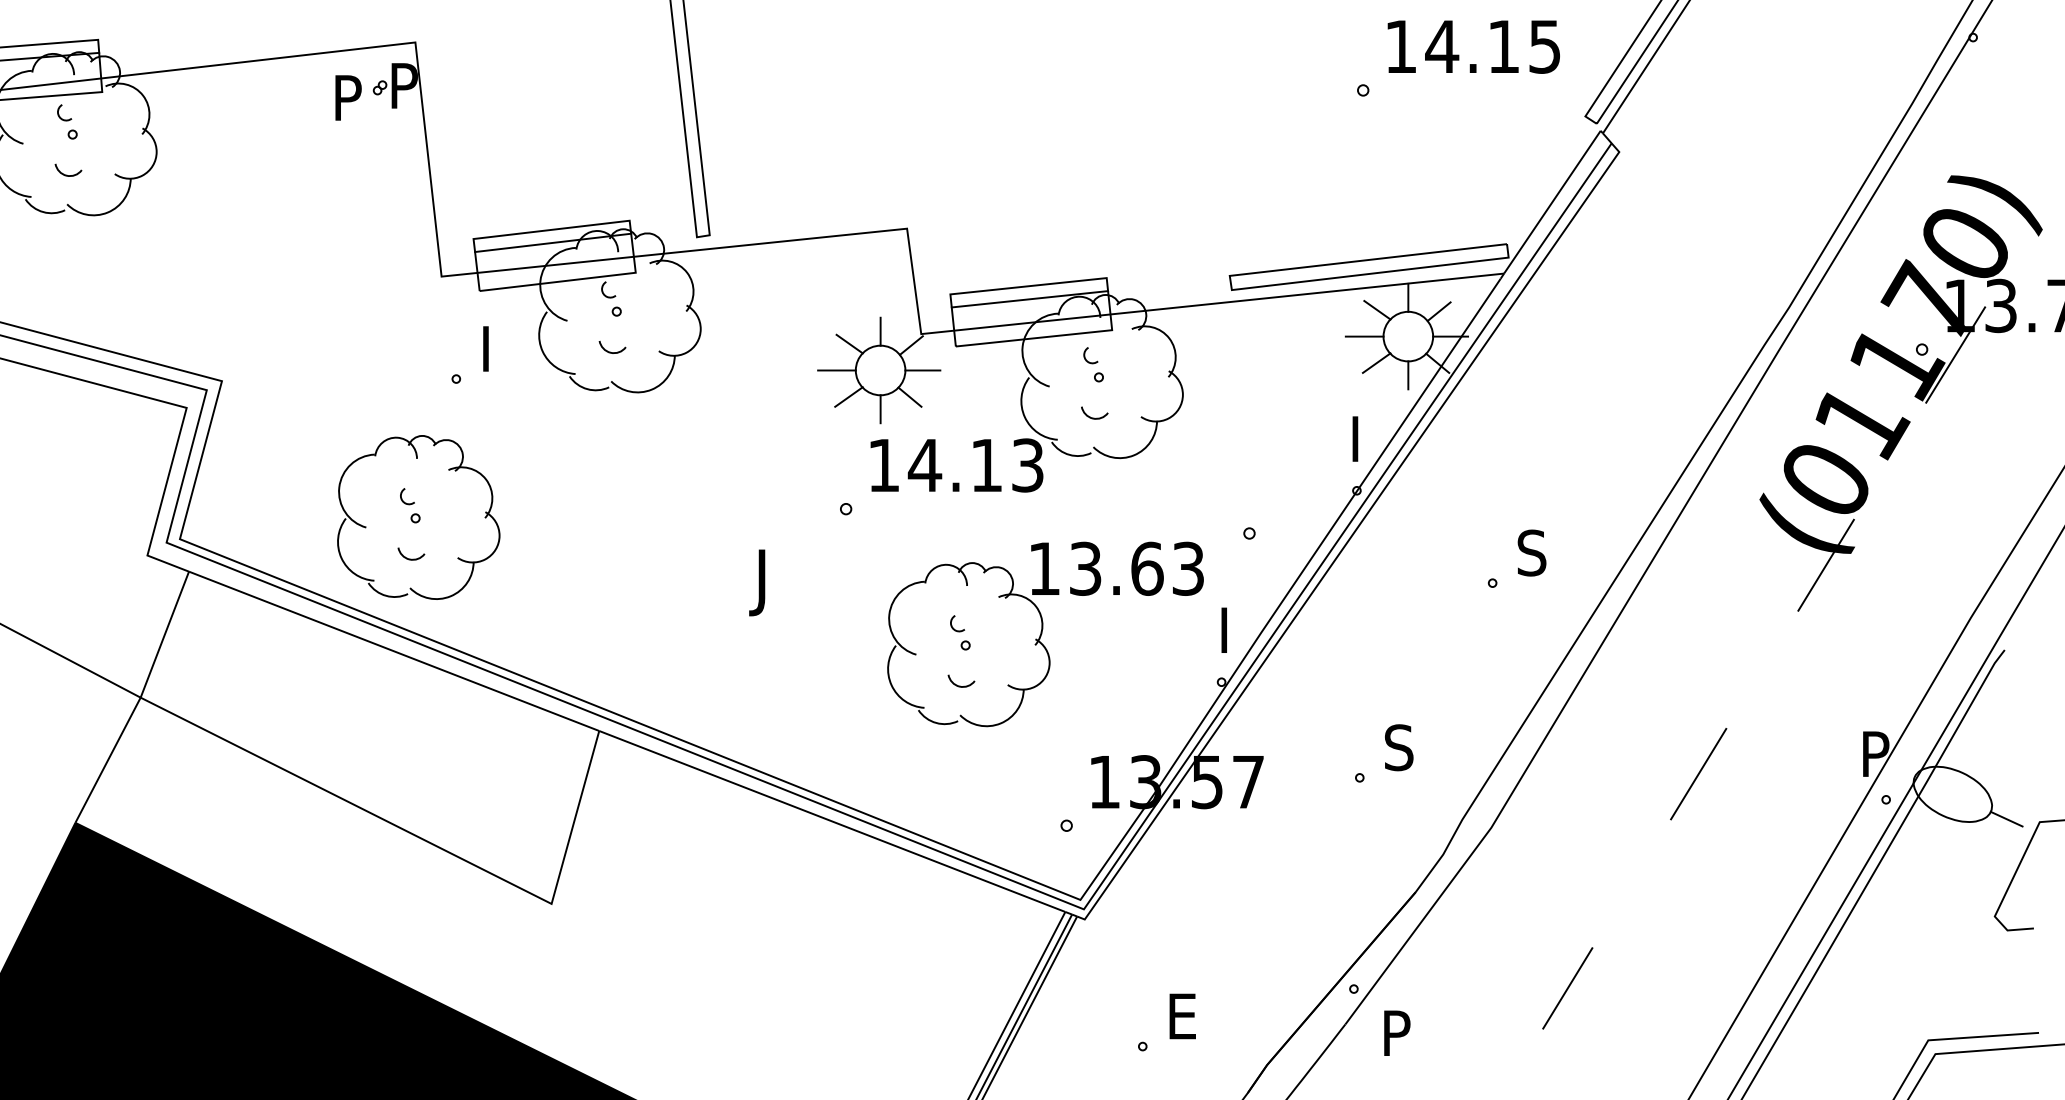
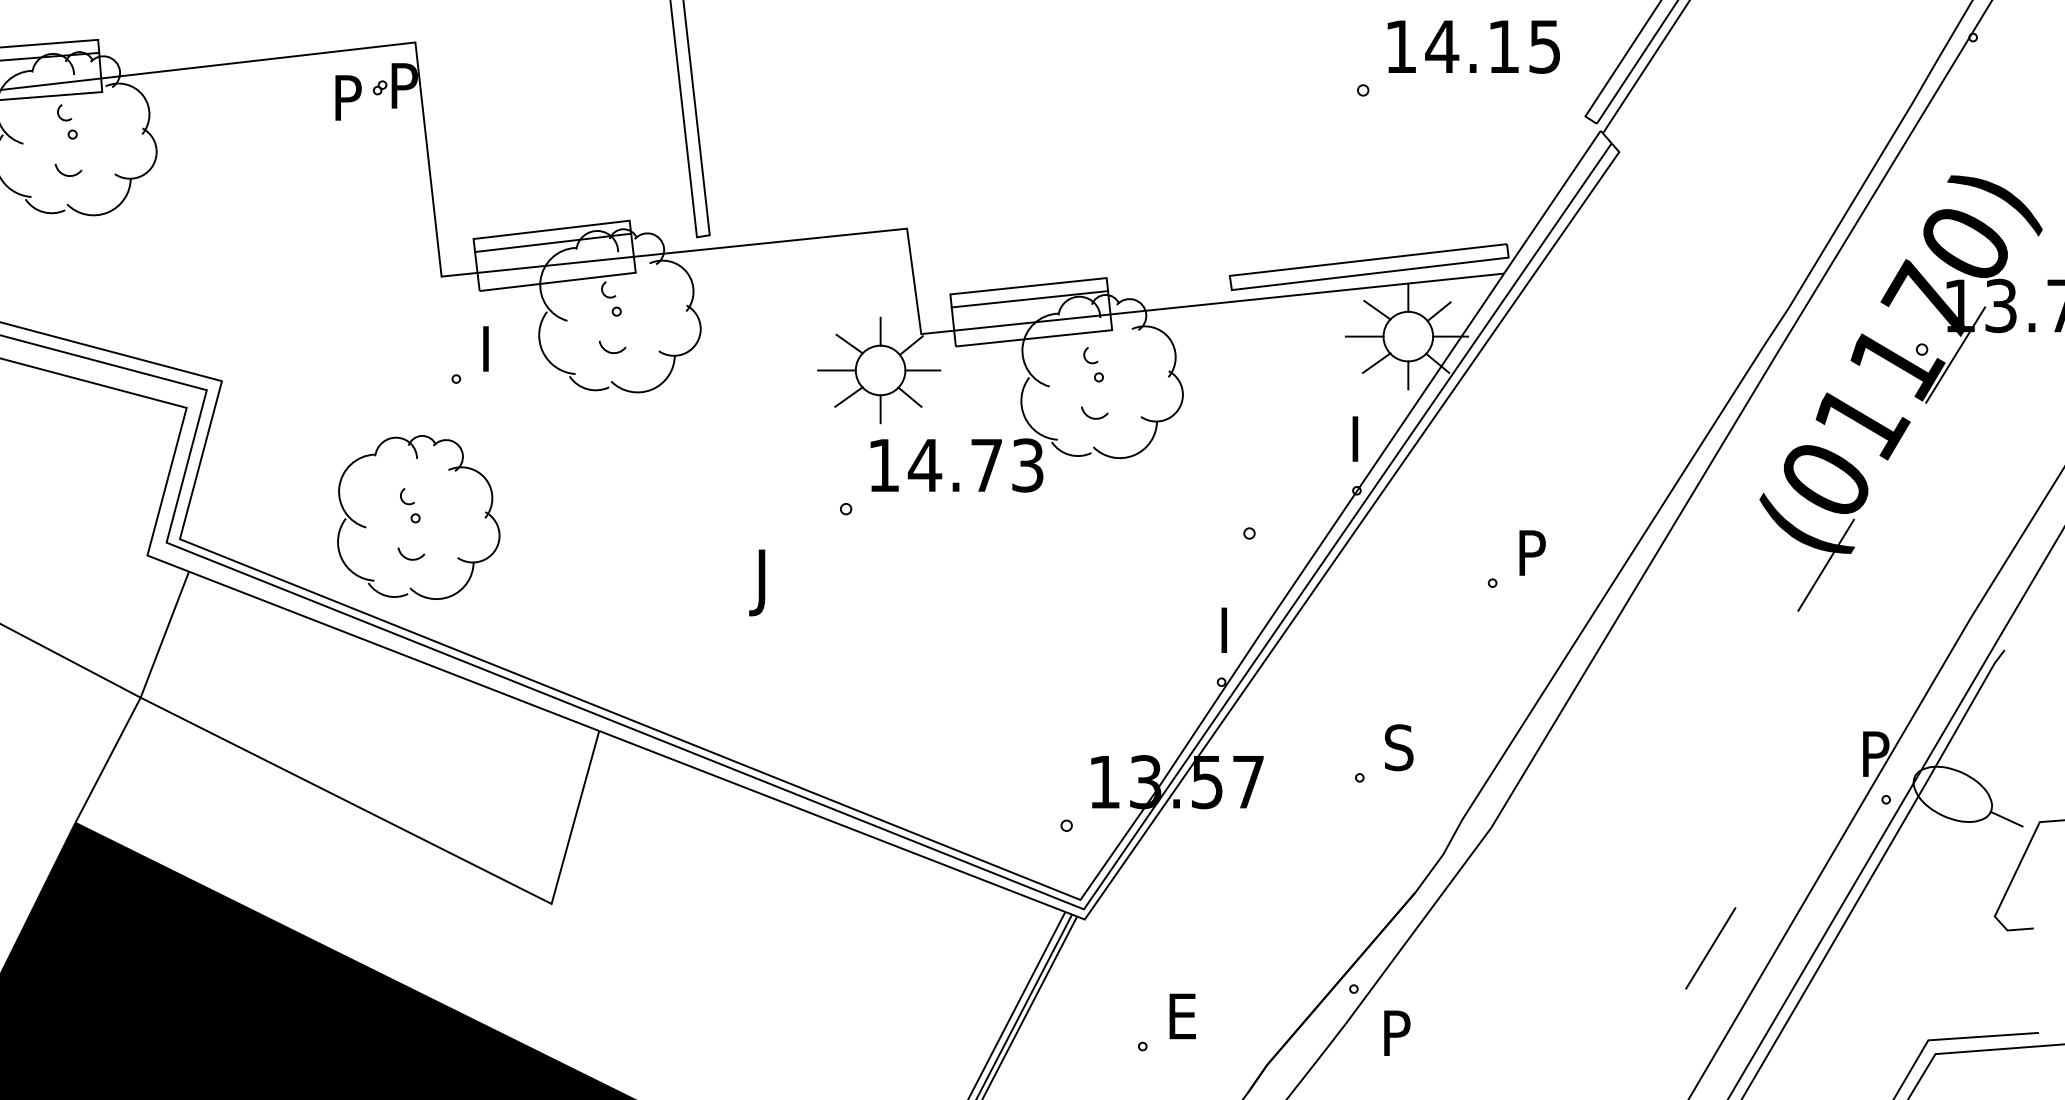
text: 14.13 -> 14.73 (986, 465)
text: S -> P (1531, 552)
part: present -> none (1045, 634)
line: present -> none (1698, 774)
line position: (1567, 988) -> (1710, 948) (1710, 948)
